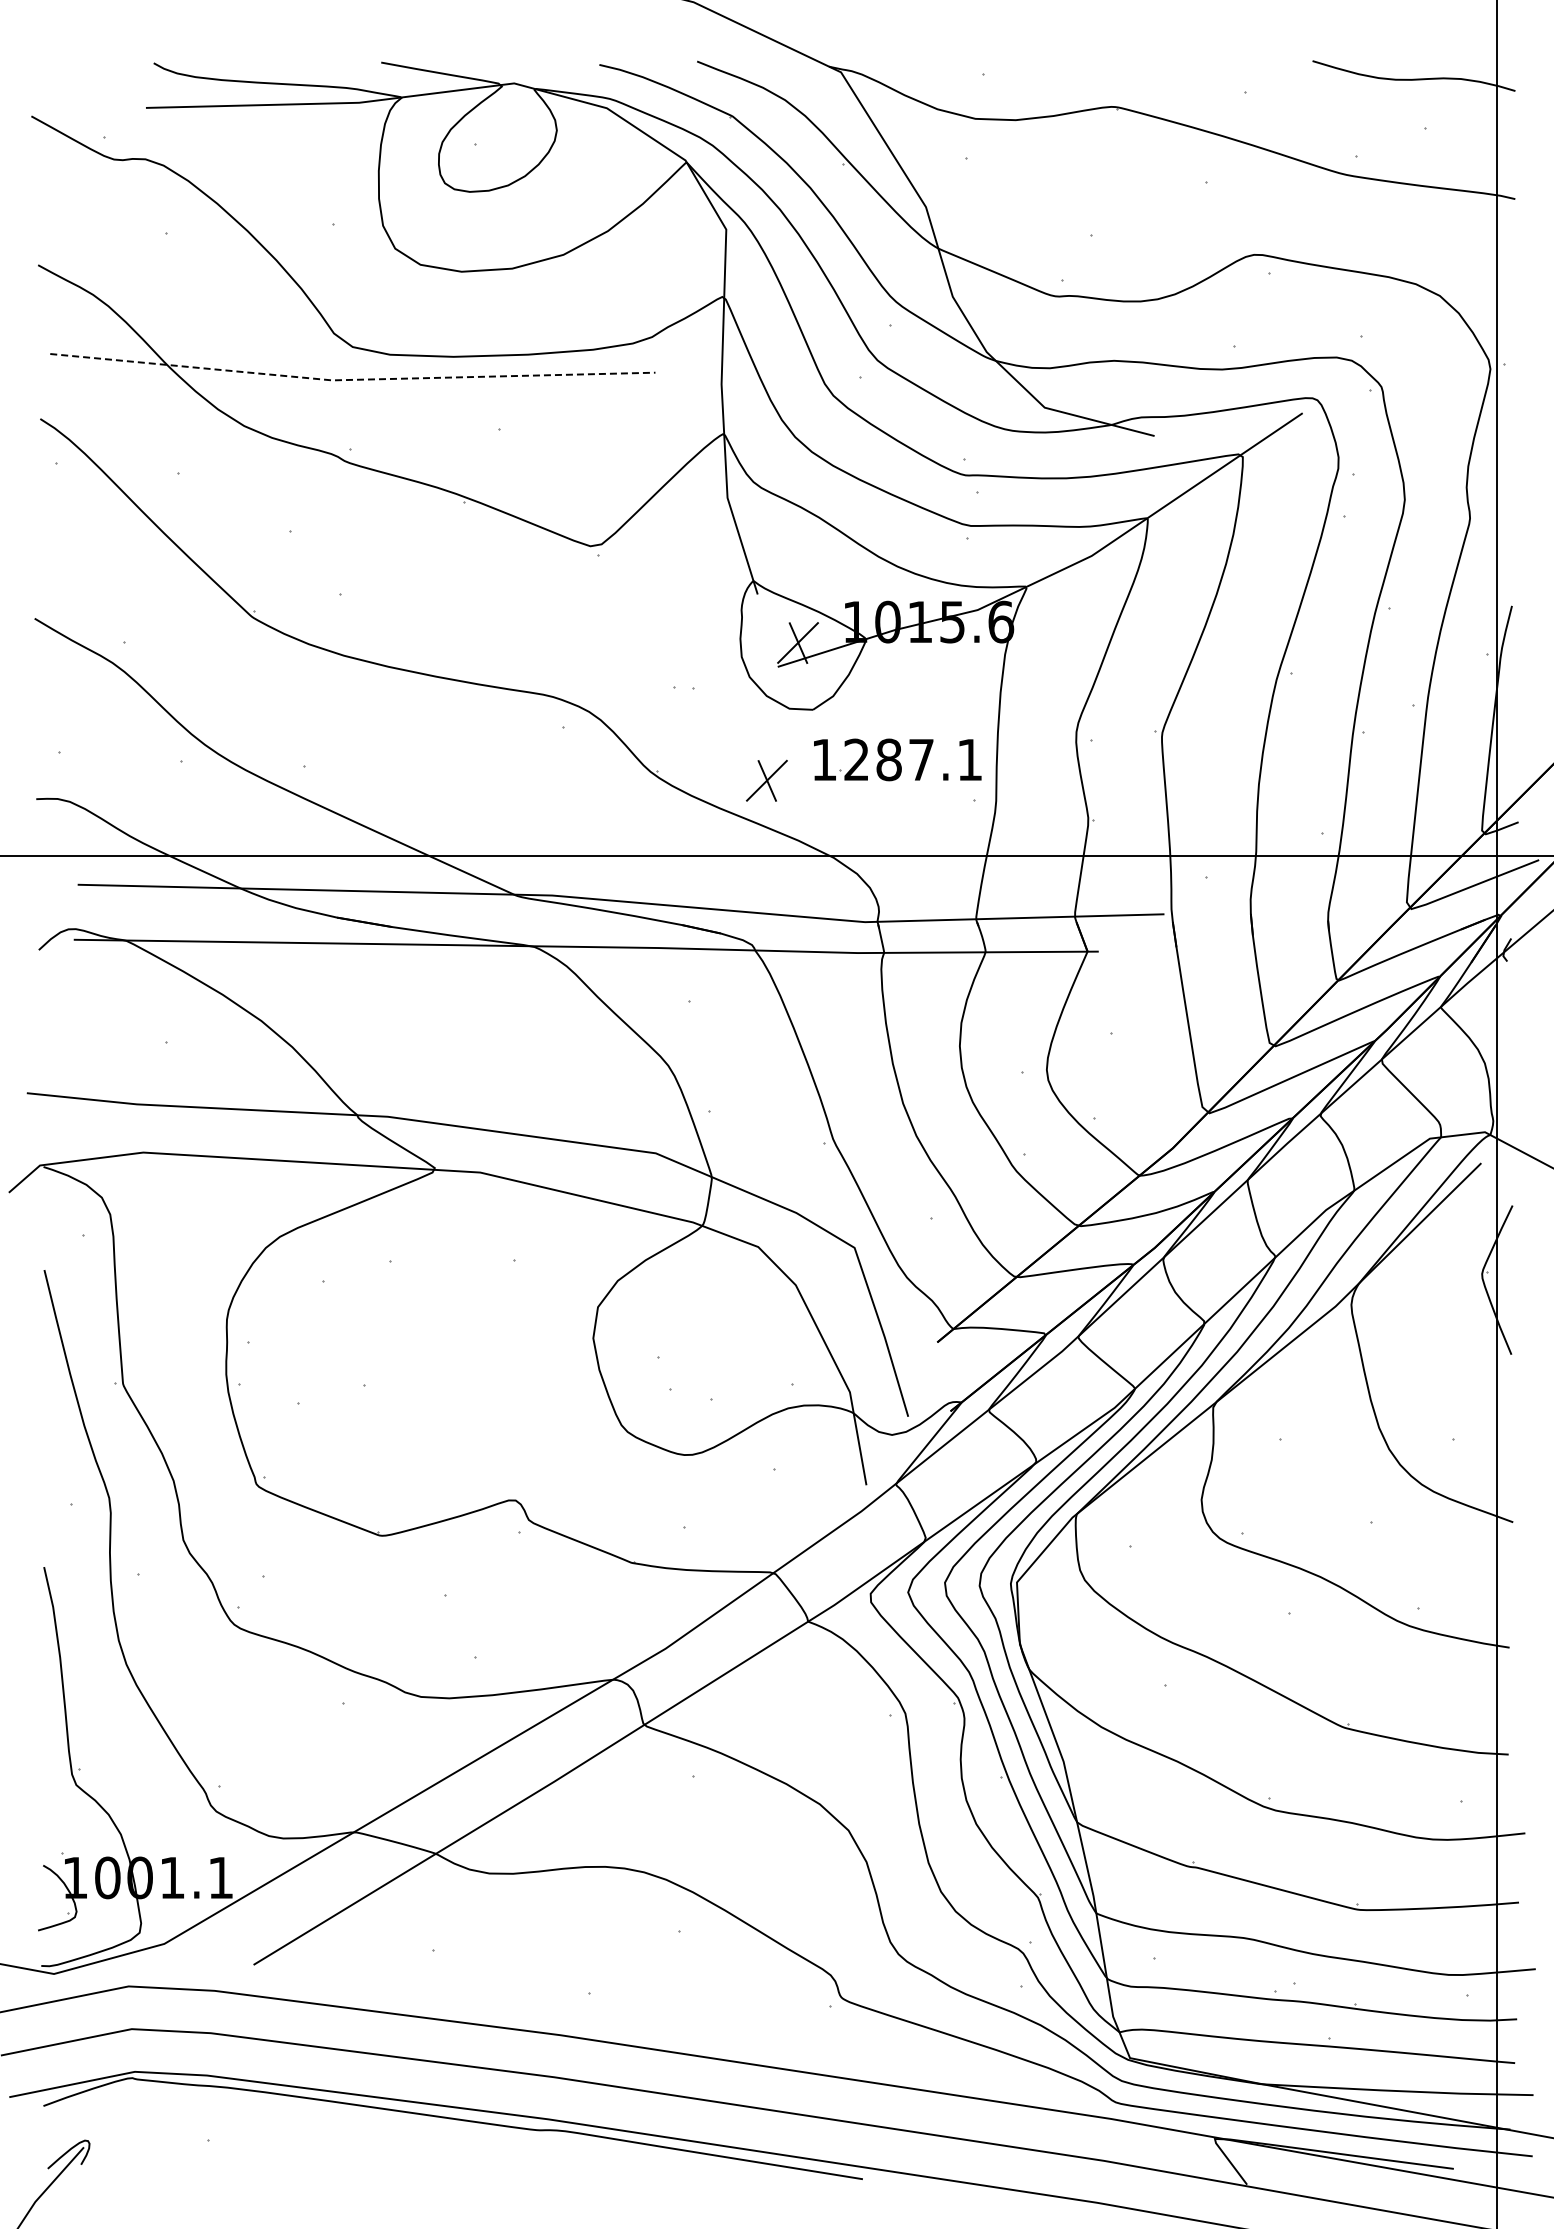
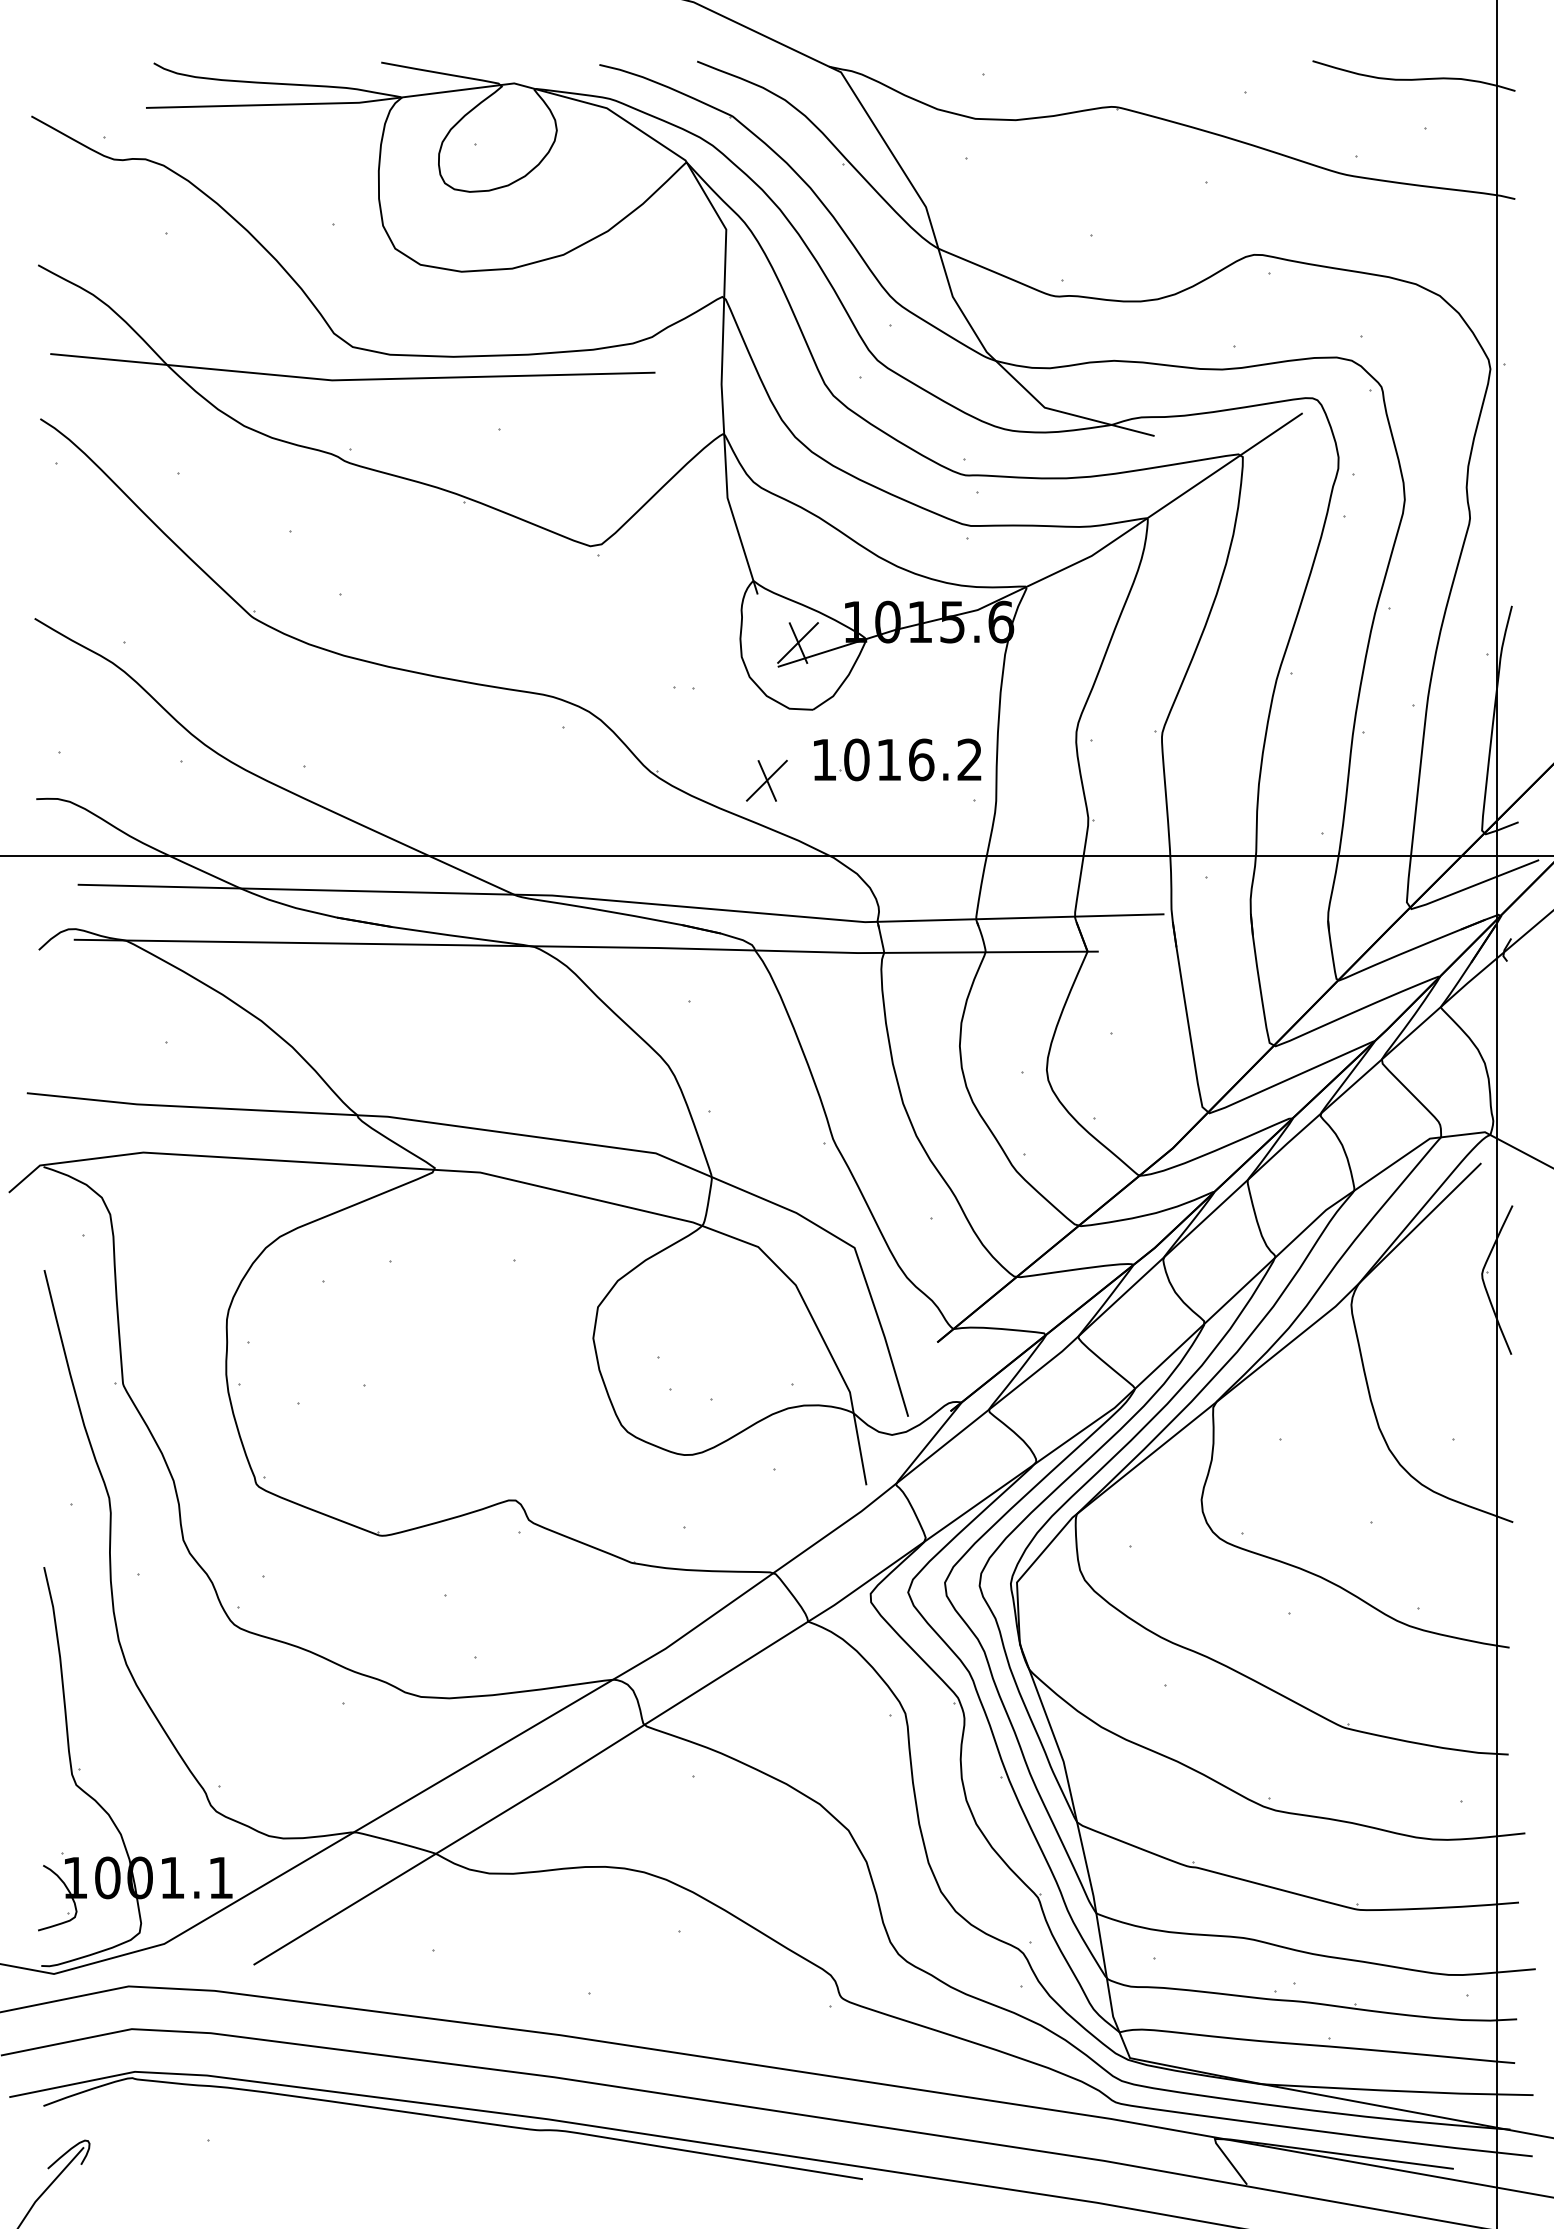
line: dashed -> solid (352, 379)
text: 1287.1 -> 1016.2 (912, 759)
